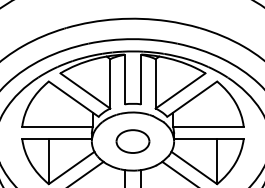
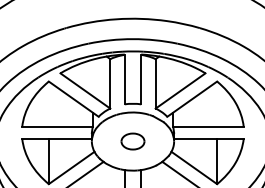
part size: 36x25 px -> 26x19 px (132, 141)
